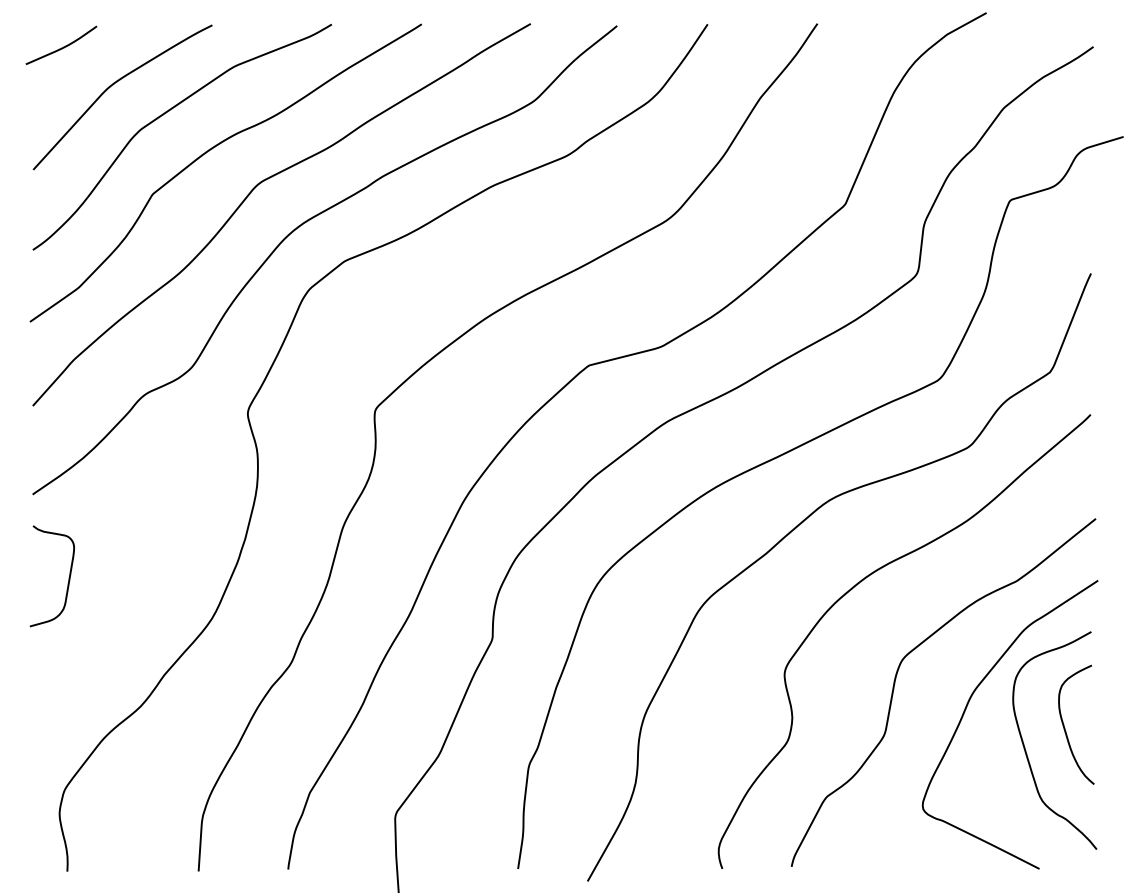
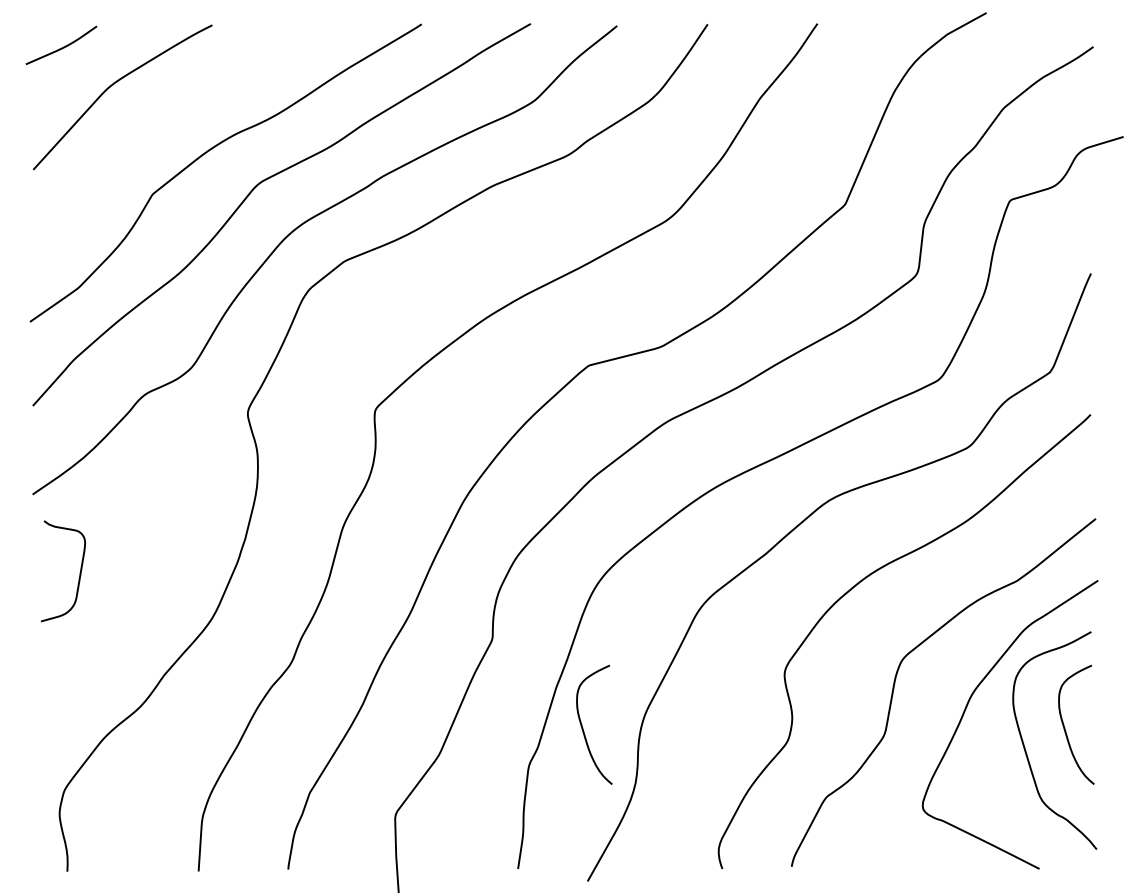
curve: present -> none (166, 113)
curve position: (68, 577) -> (79, 572) (79, 572)
curve: none -> present (583, 727)
